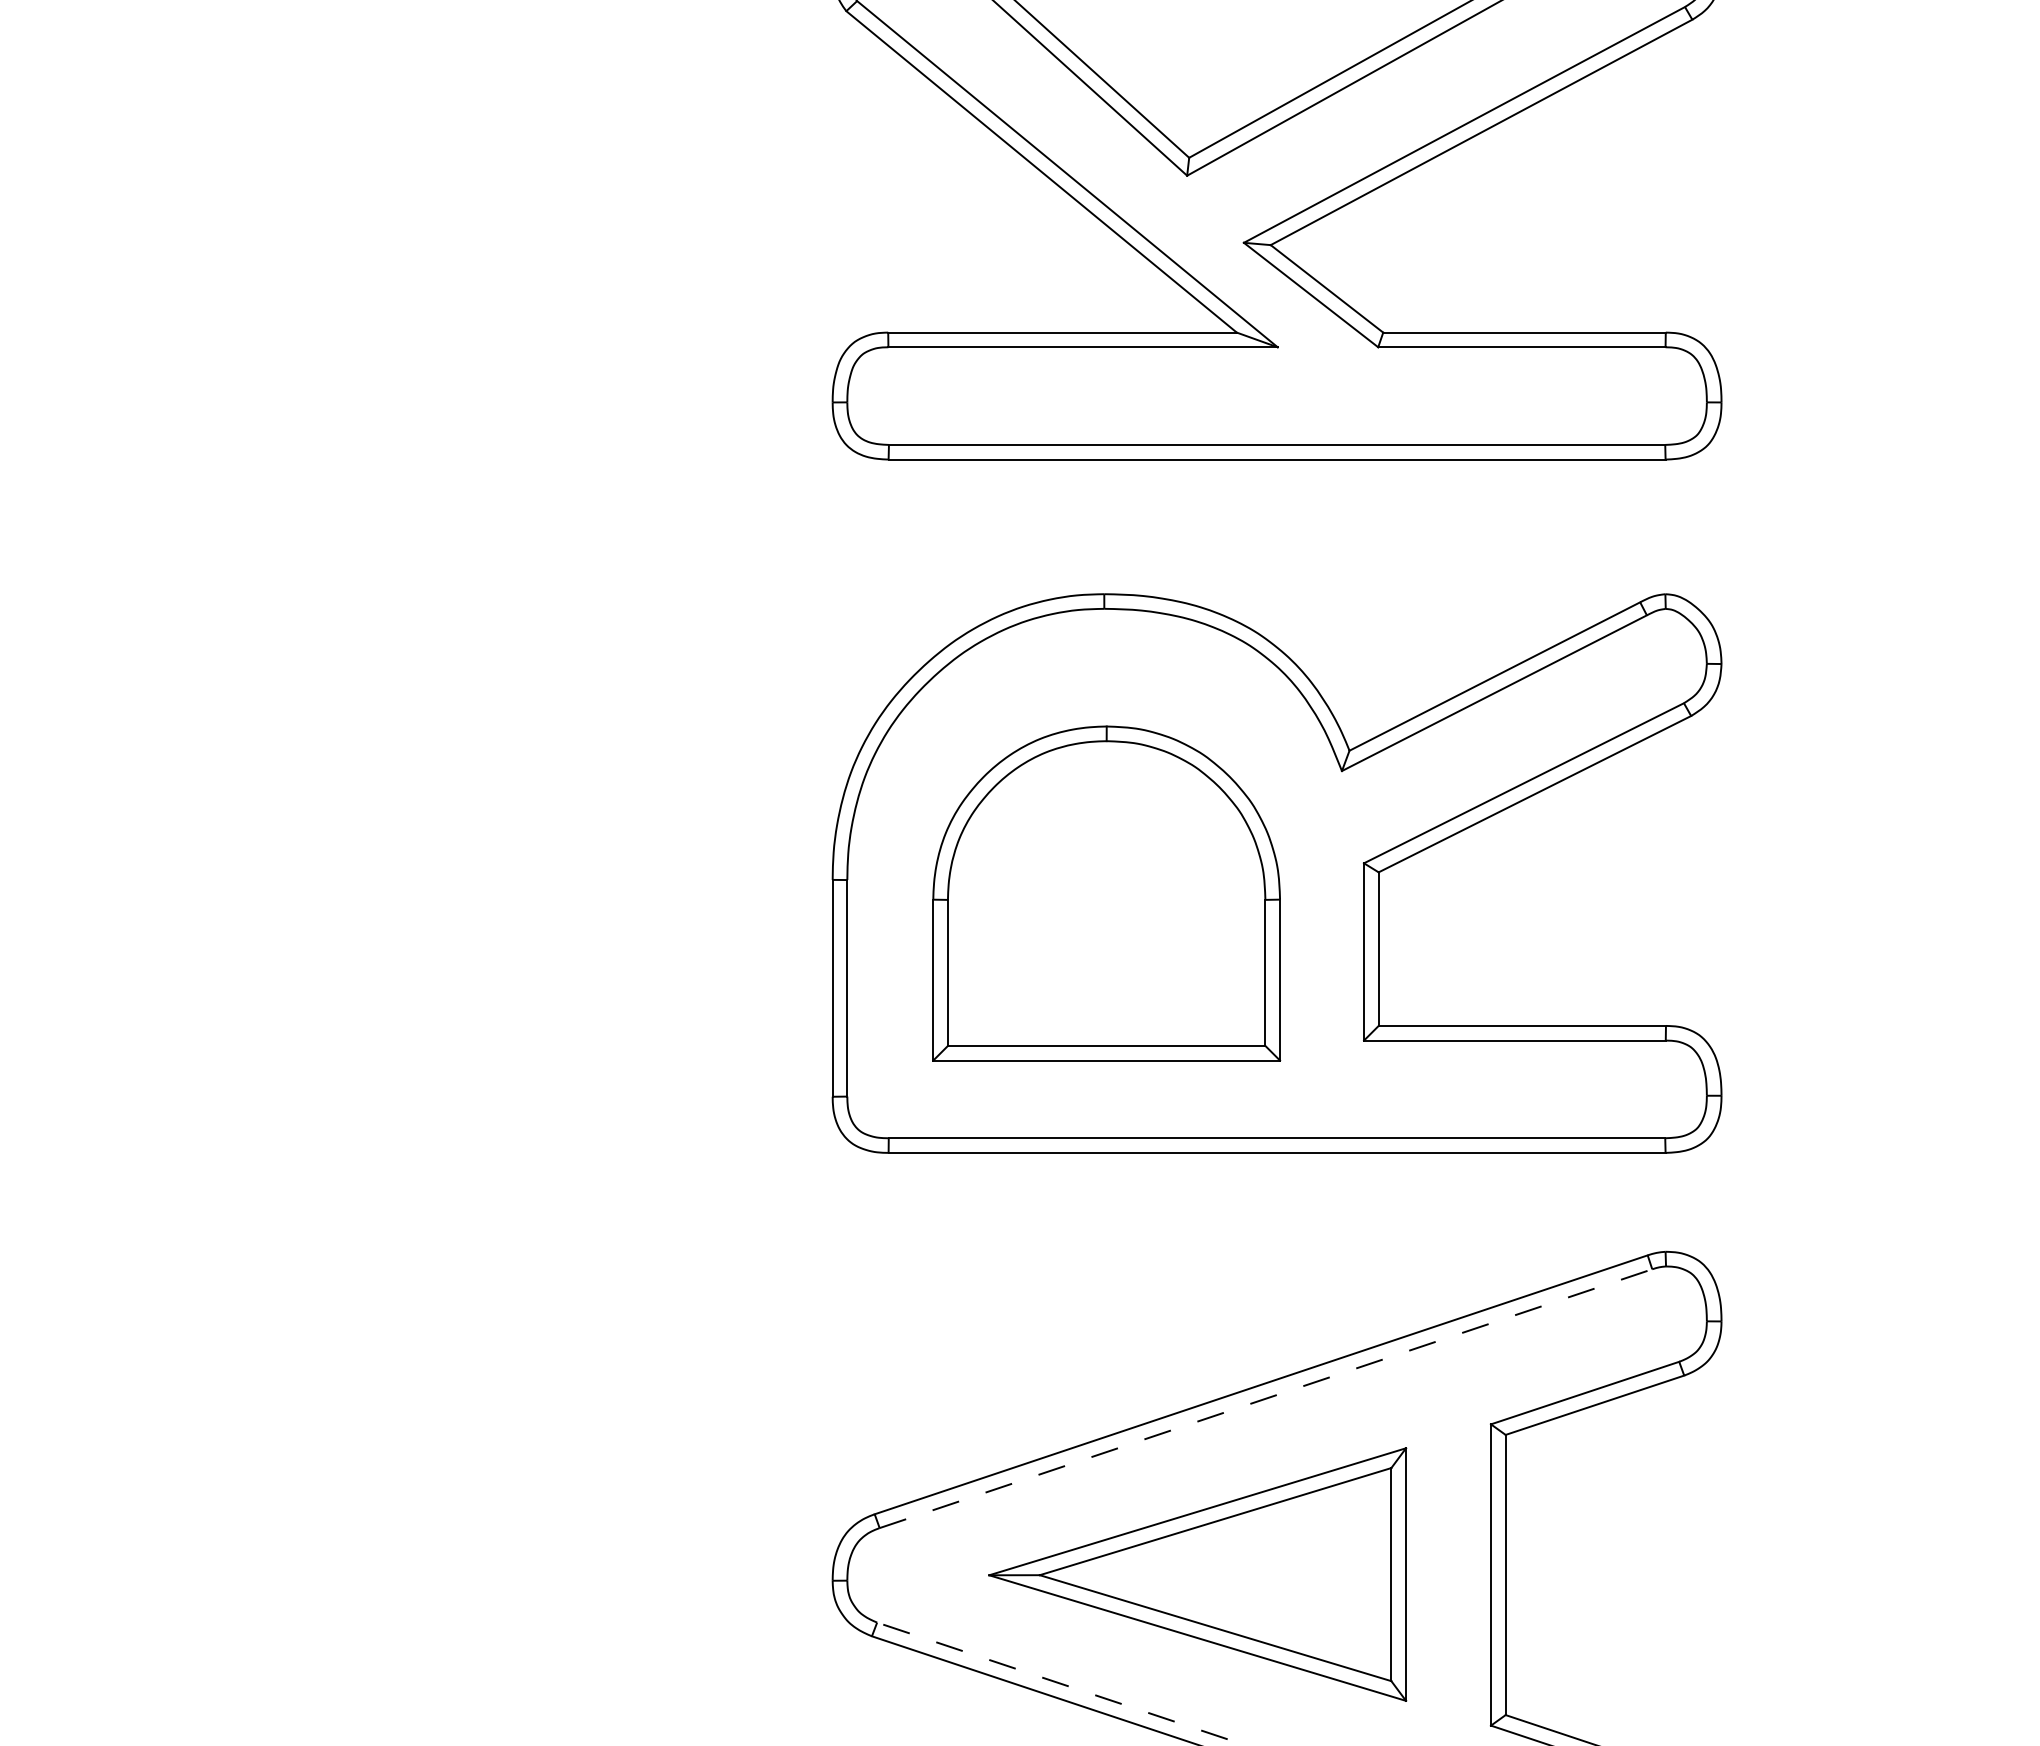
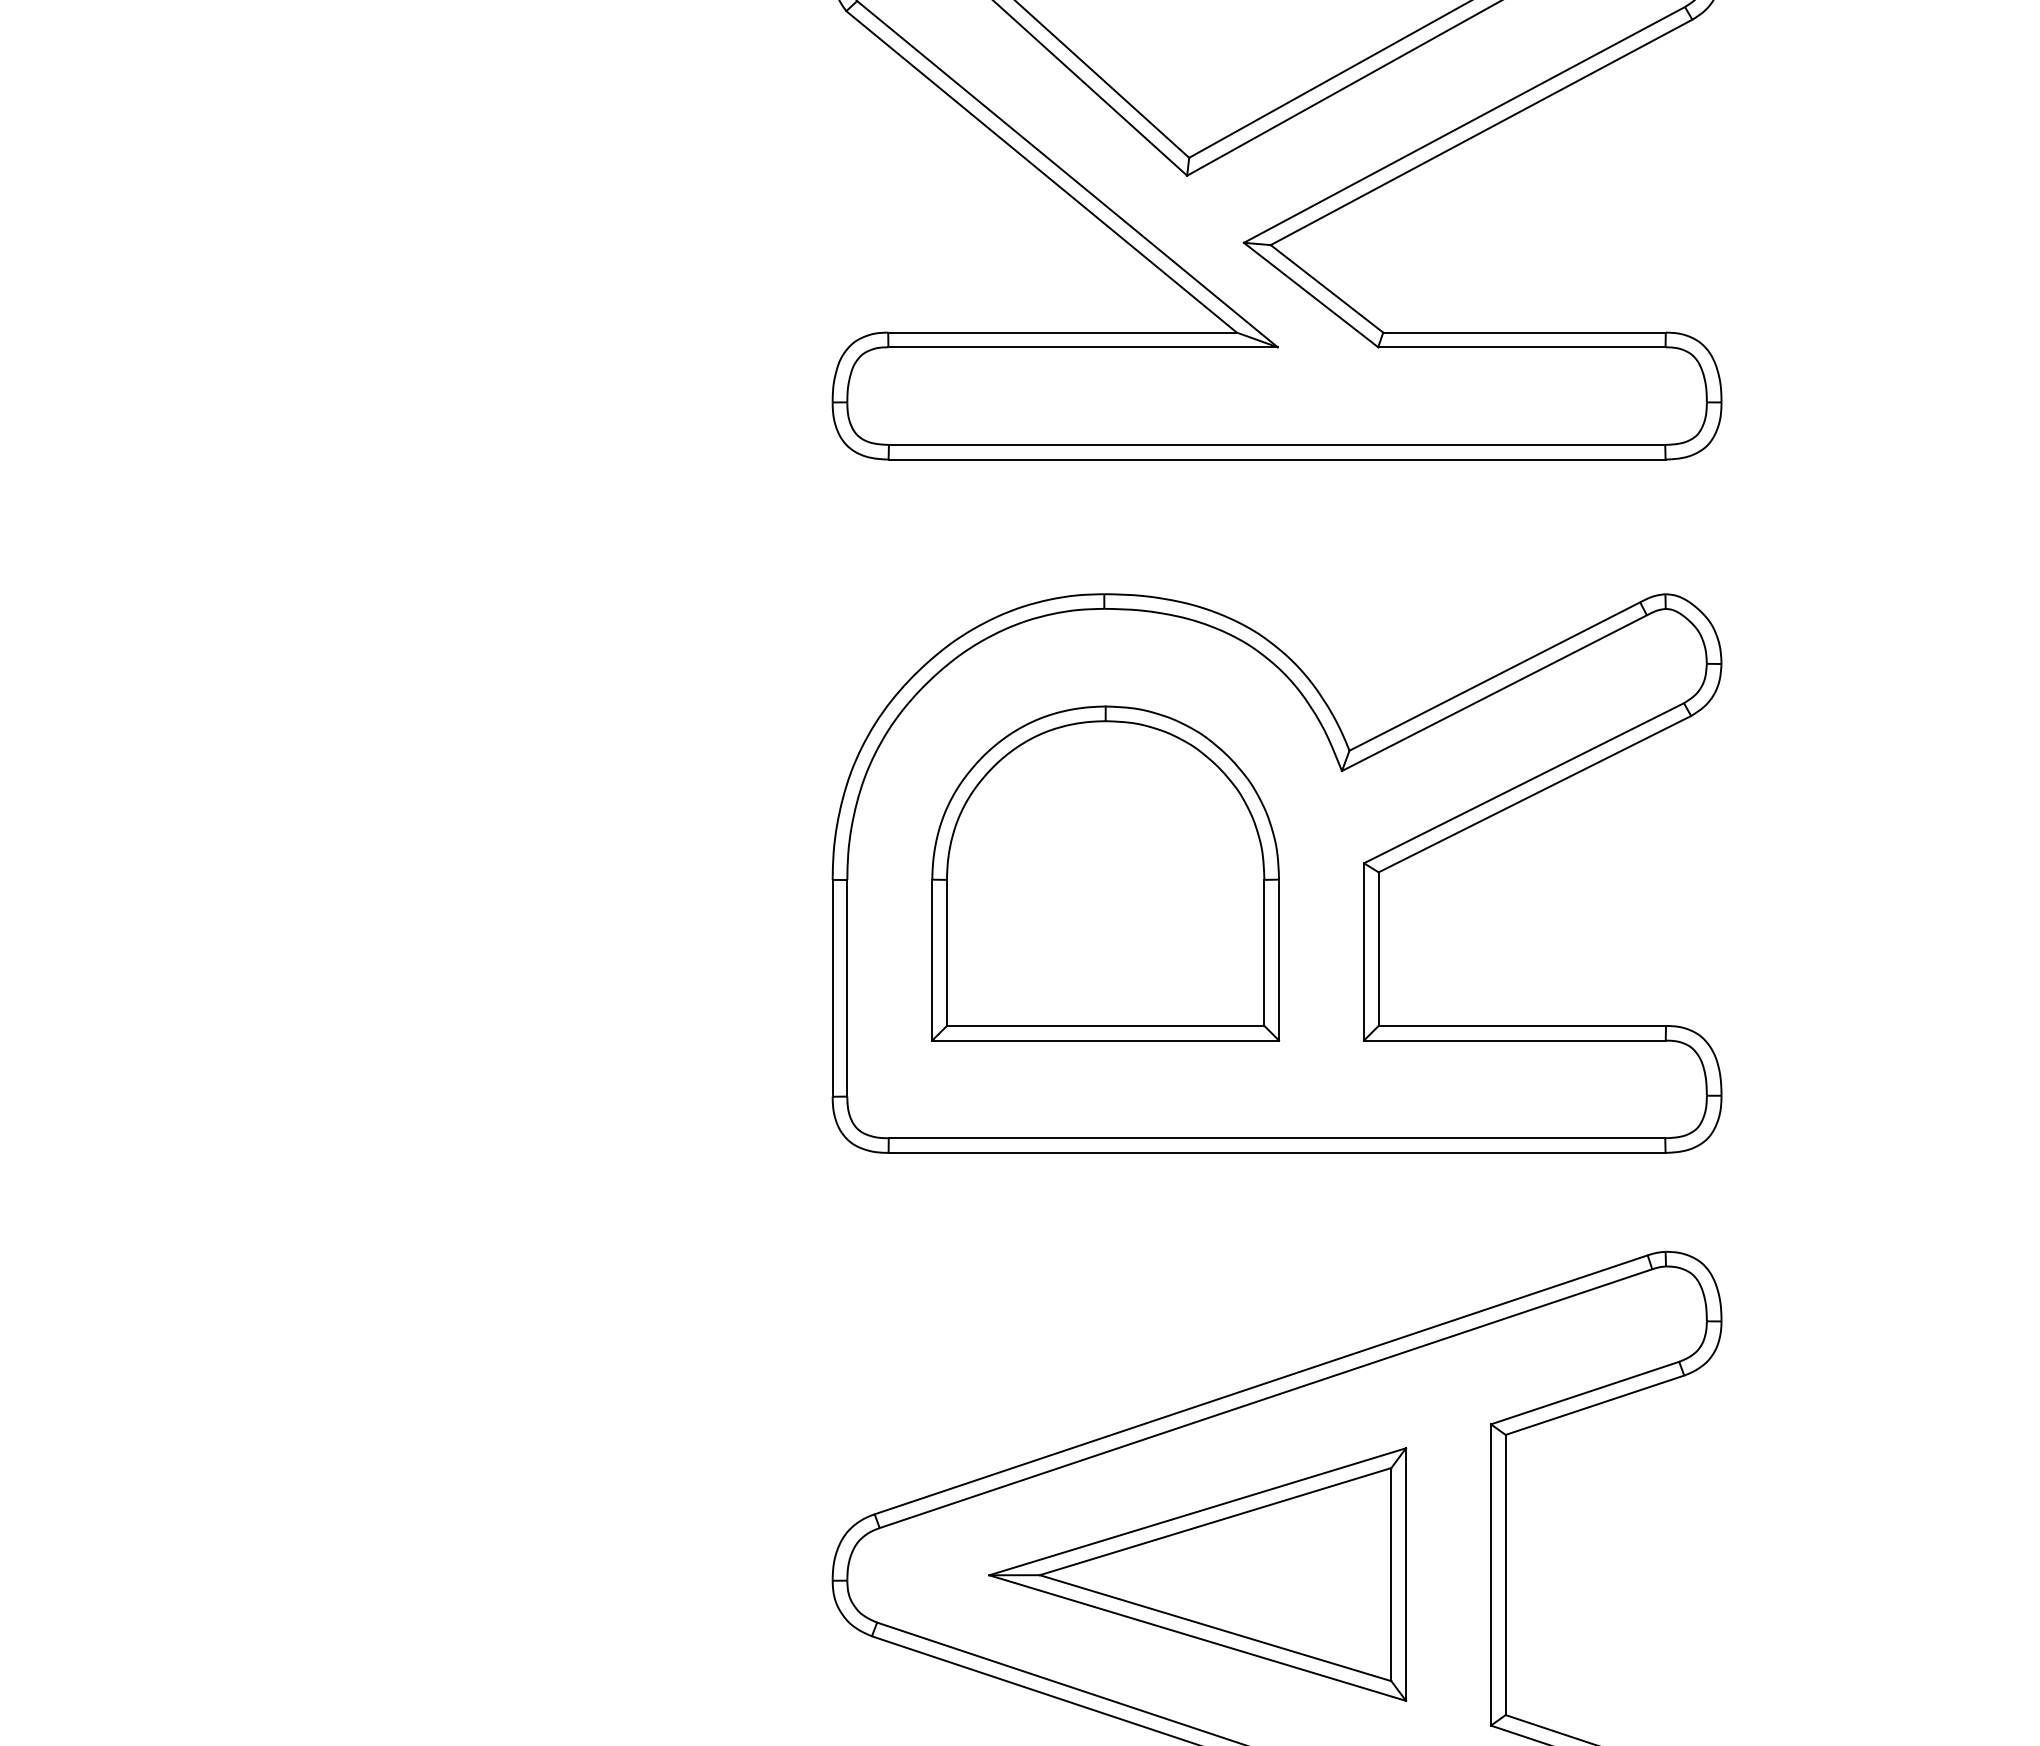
part position: (1106, 893) -> (1105, 873) (1105, 873)
line: dashed -> solid (1266, 1398)
line: dashed -> solid (1061, 1684)
